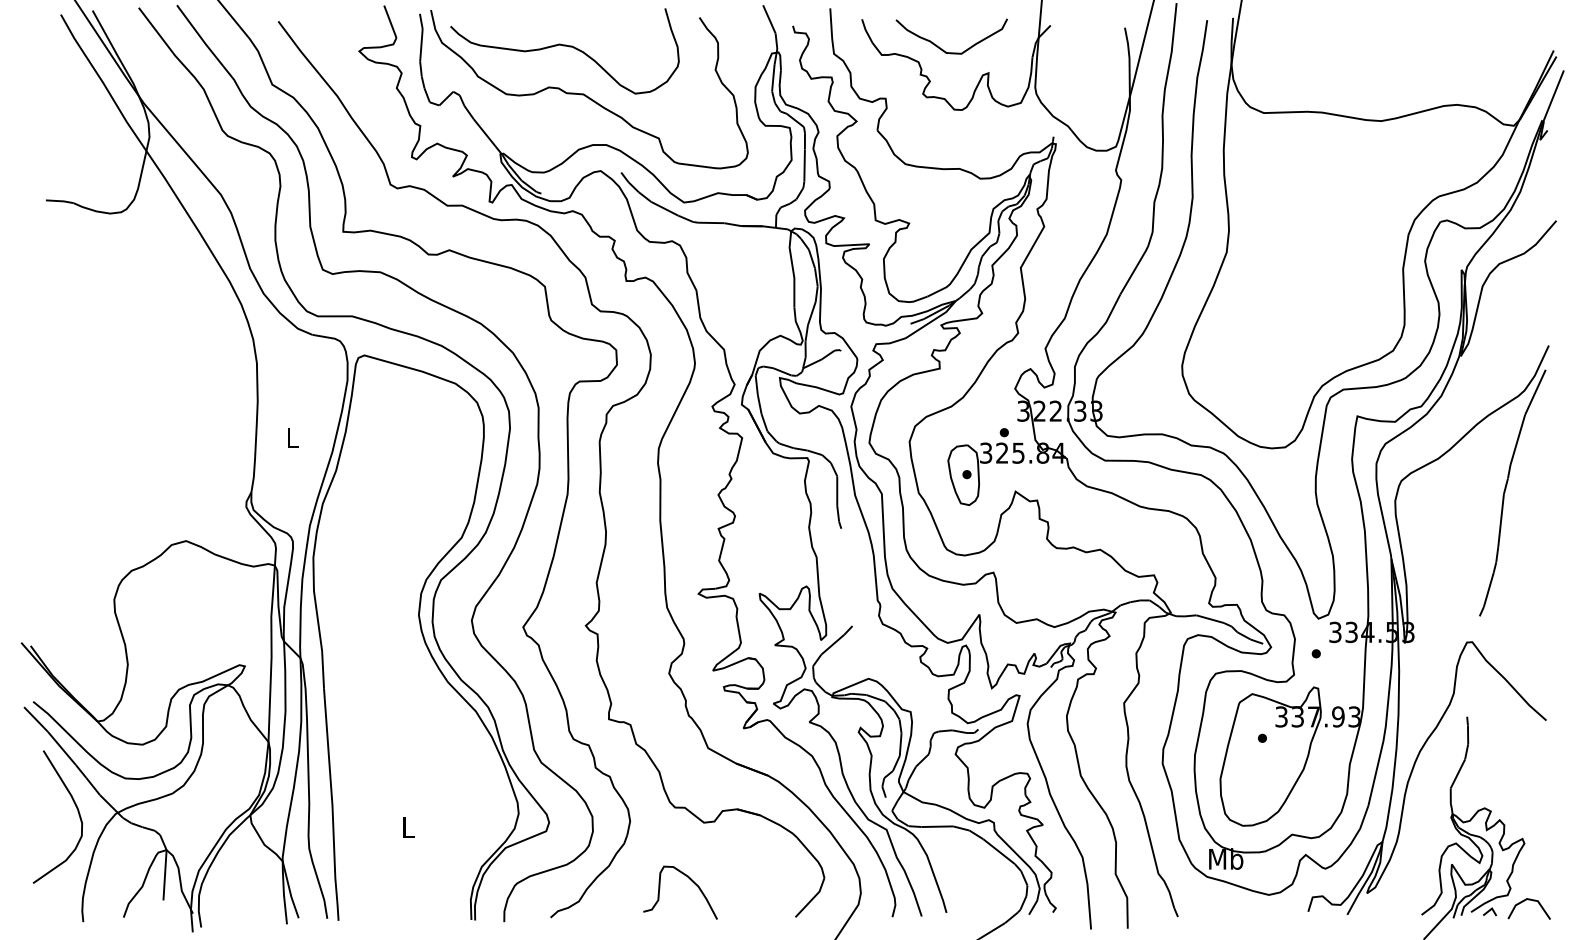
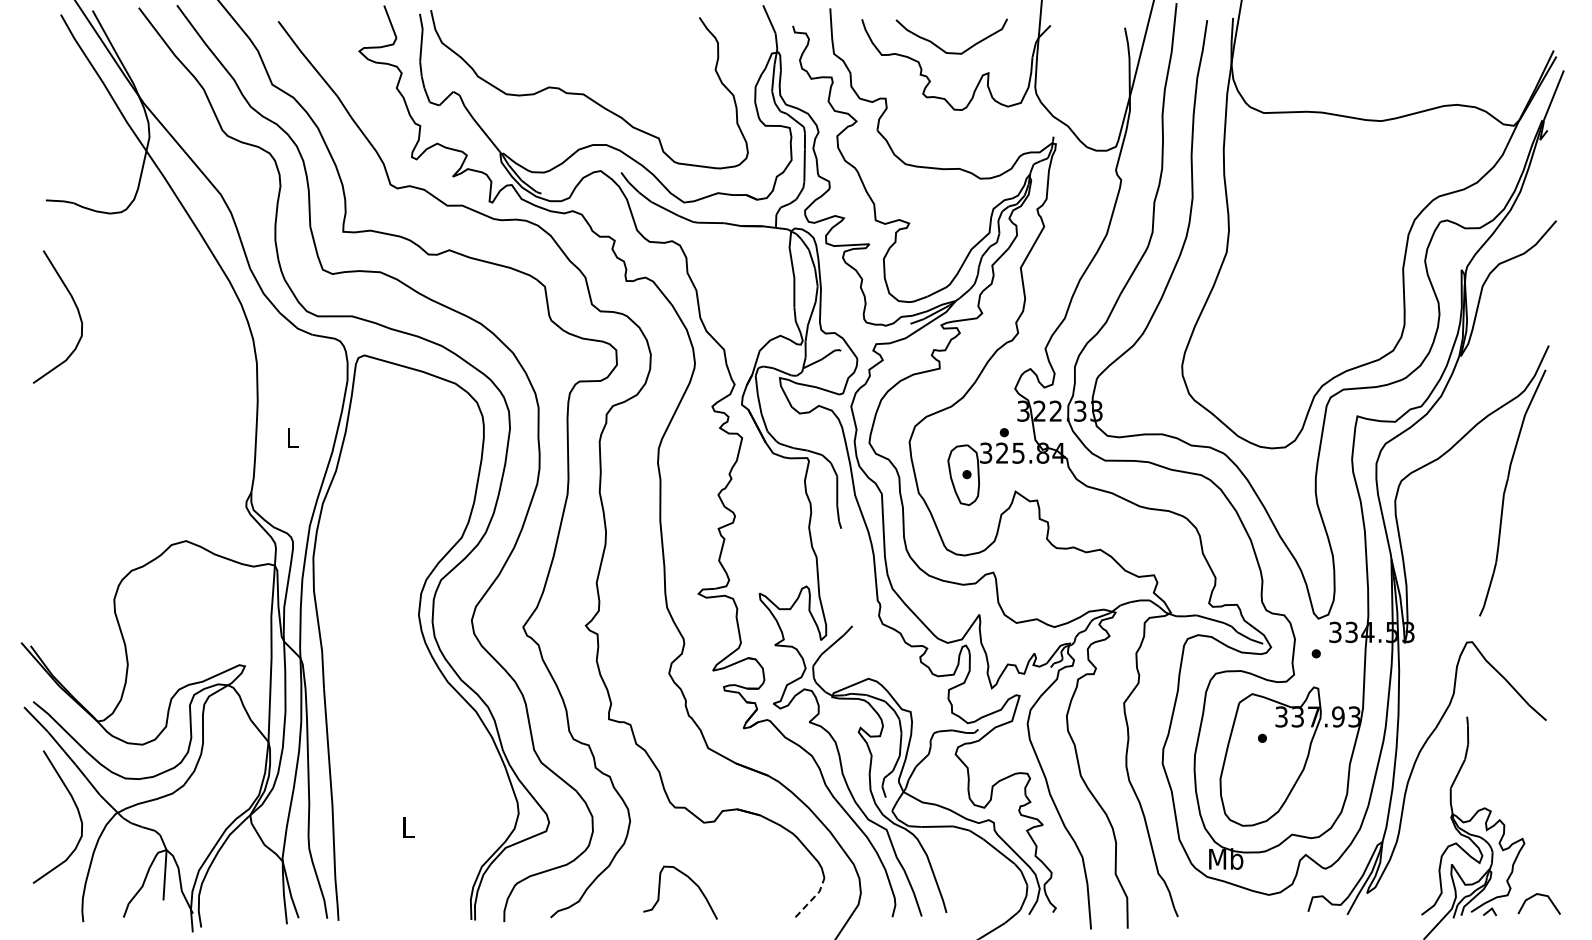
curve: present -> none (564, 46)
curve: none -> present (75, 306)
line: solid -> dashed (812, 898)
line position: (1523, 902) -> (1533, 897) (1533, 897)
